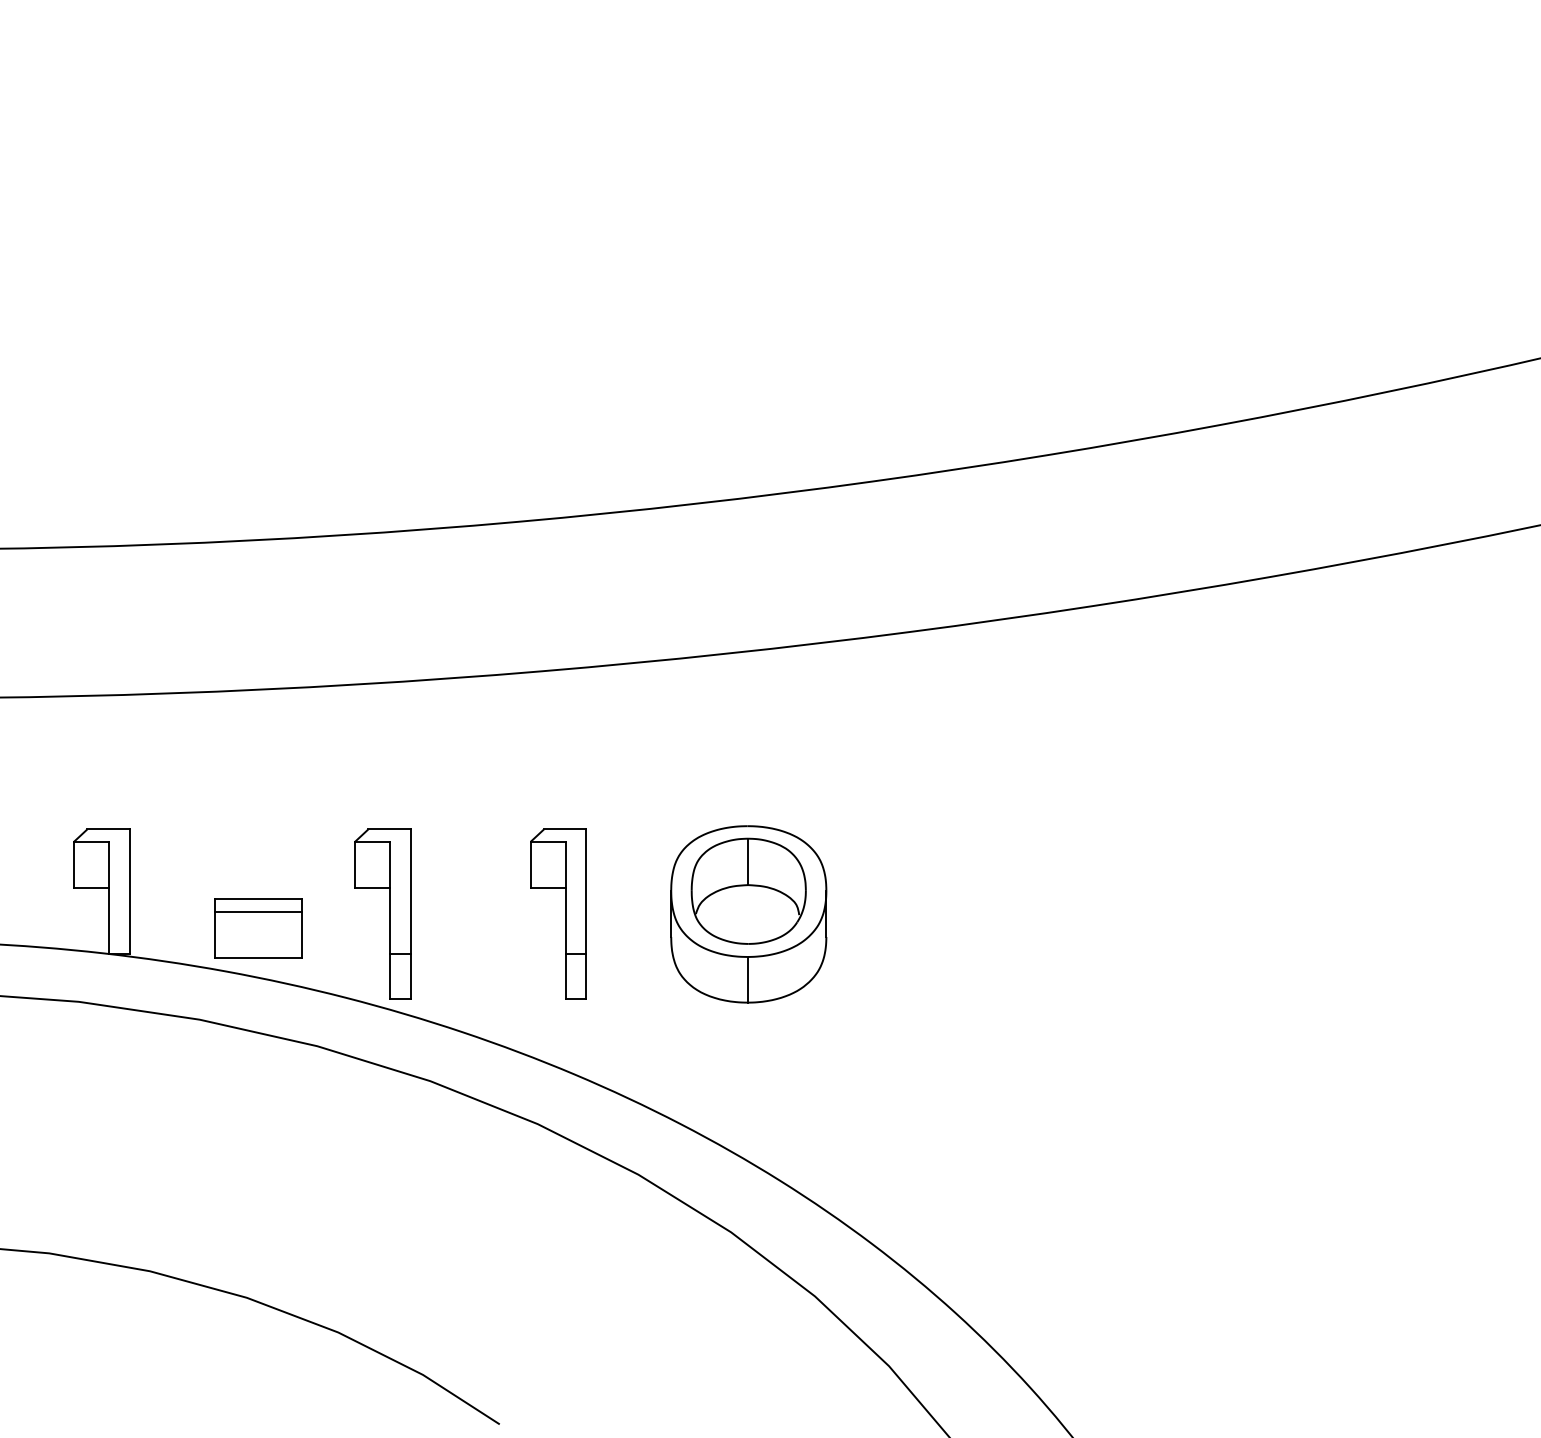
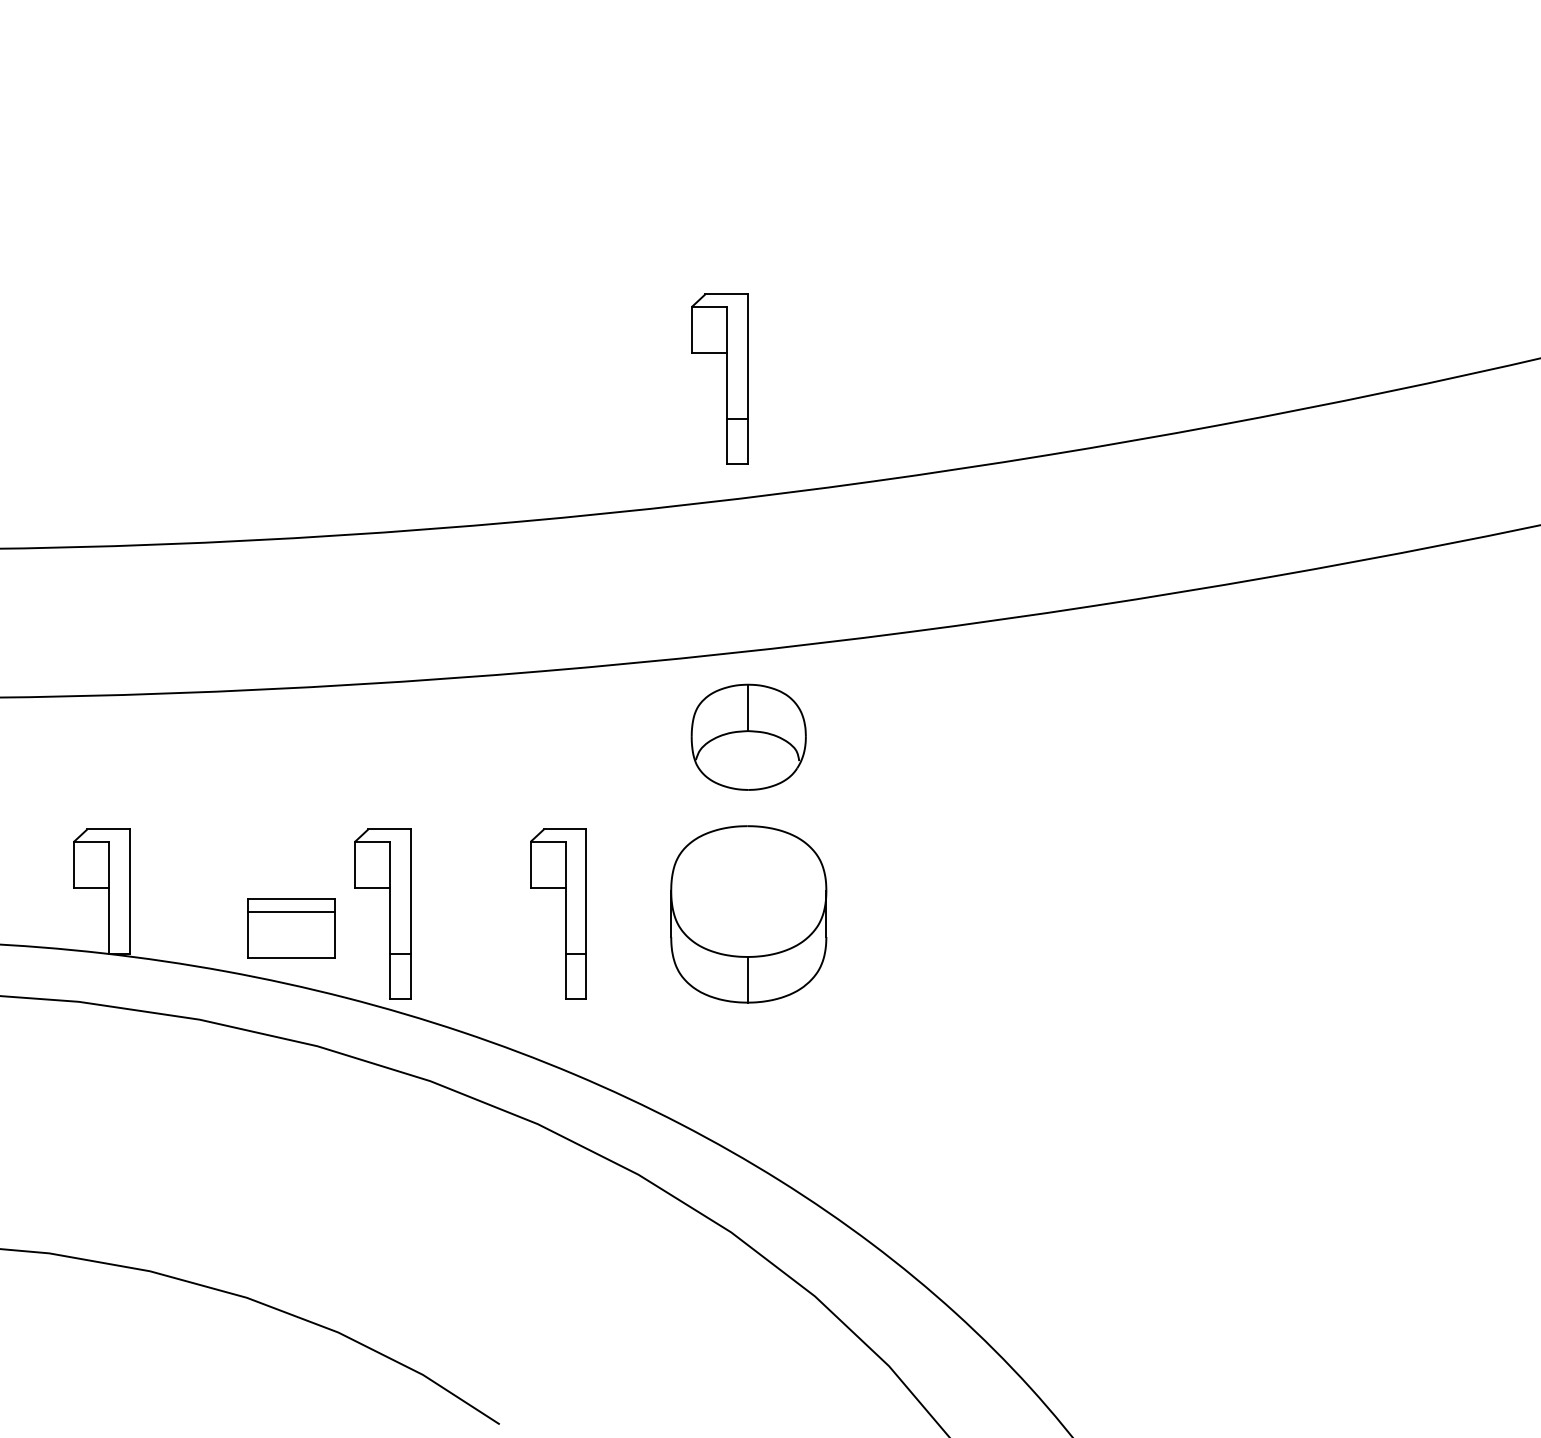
part: none -> present (726, 378)
part position: (748, 890) -> (748, 736) (748, 736)
part position: (258, 928) -> (291, 928) (291, 928)
